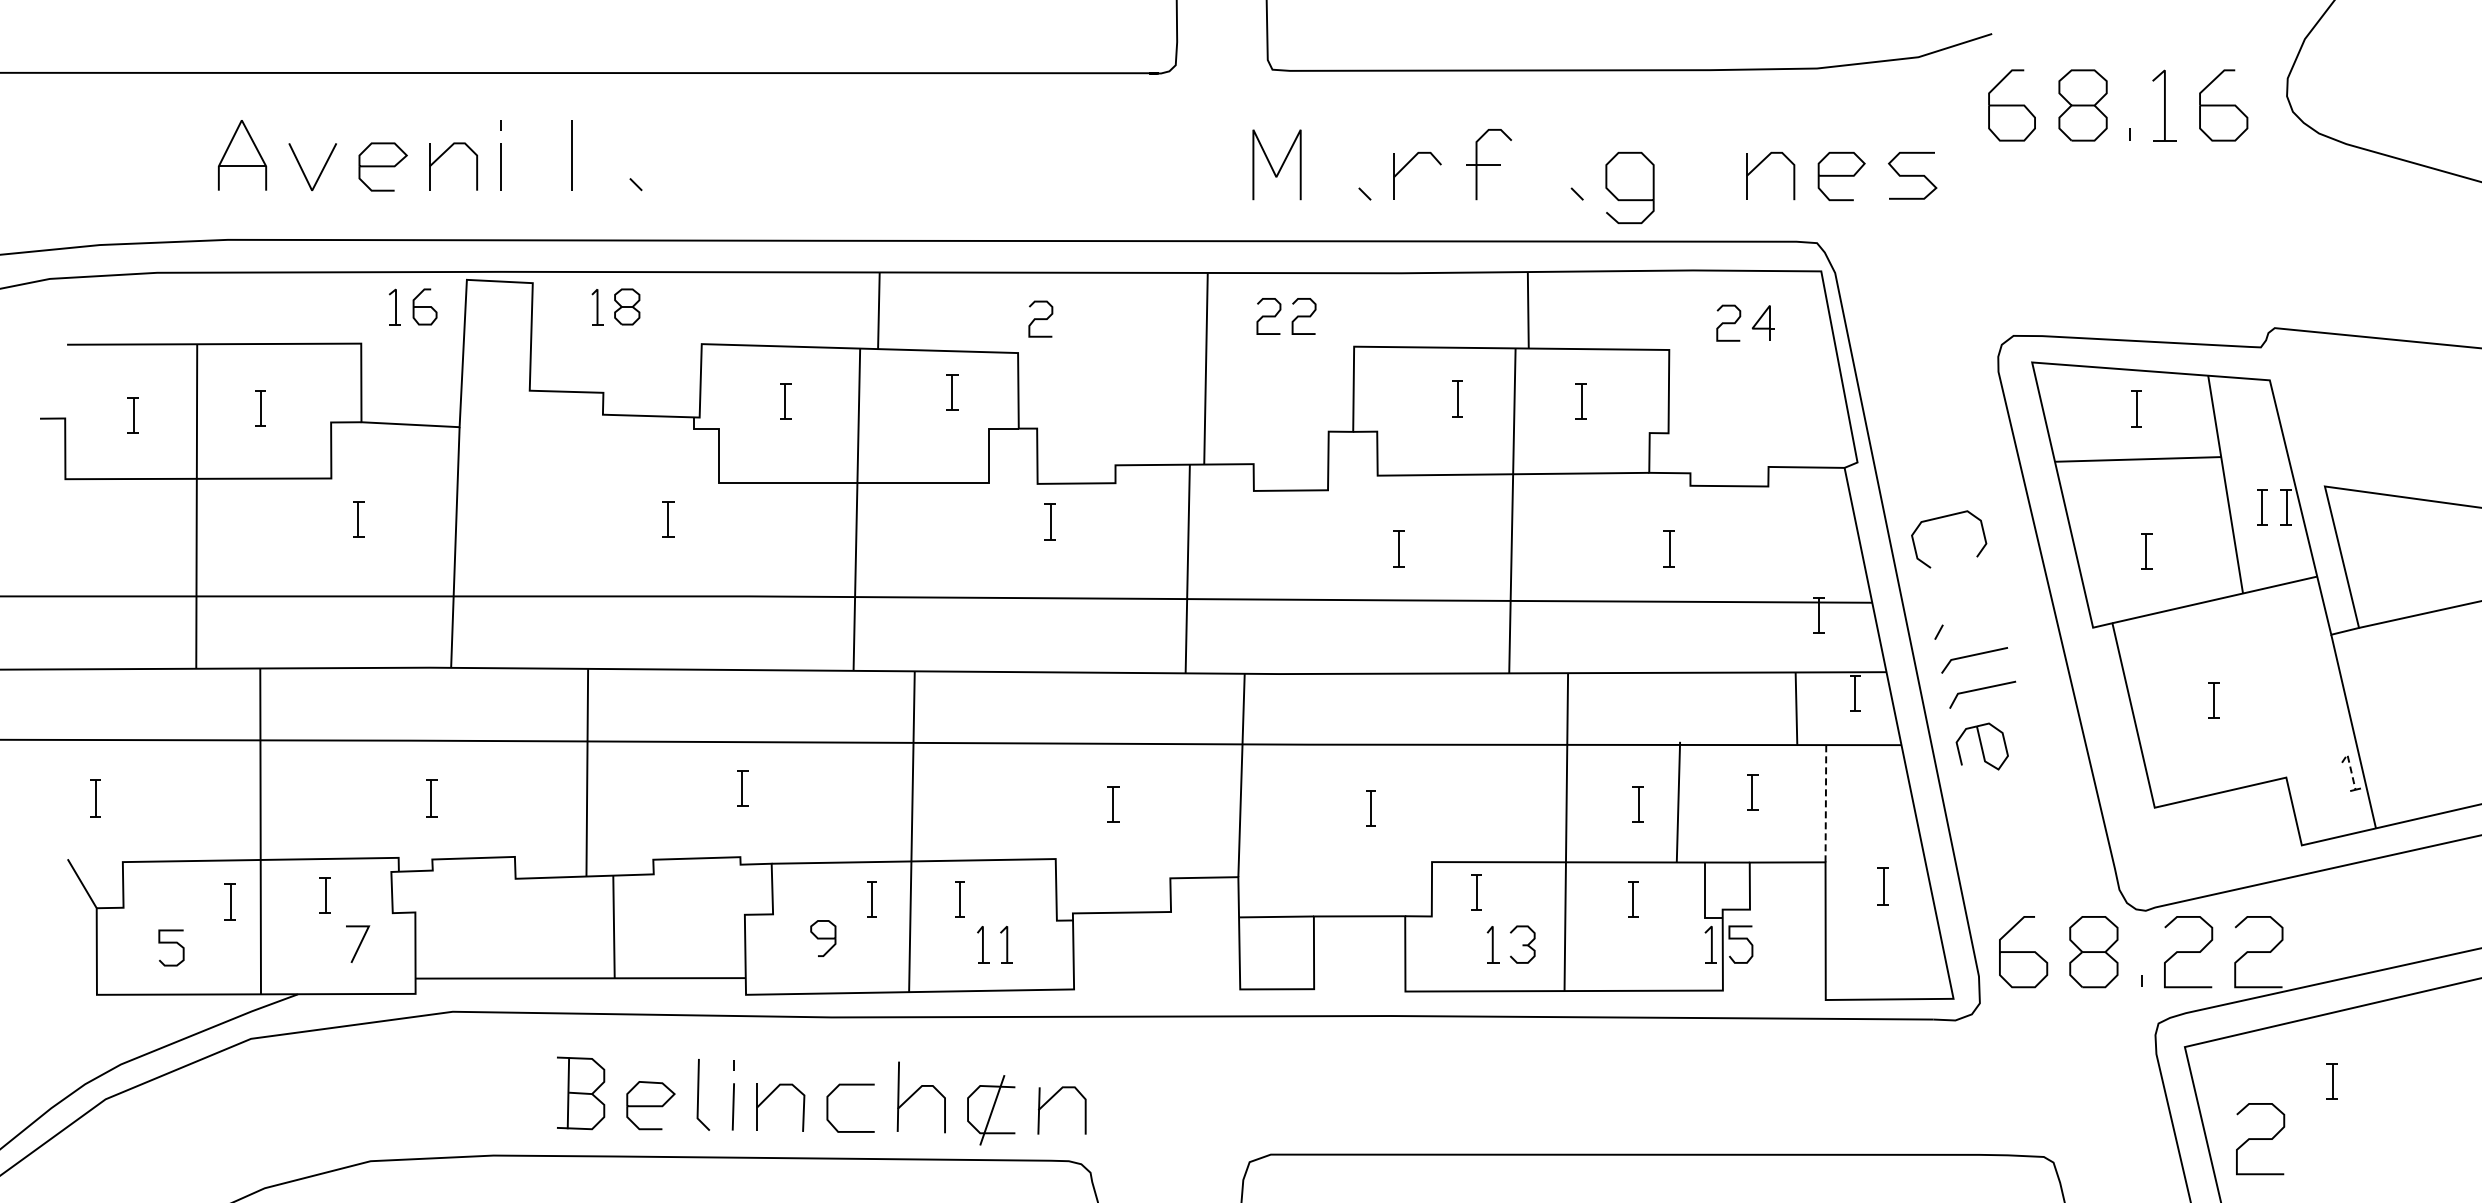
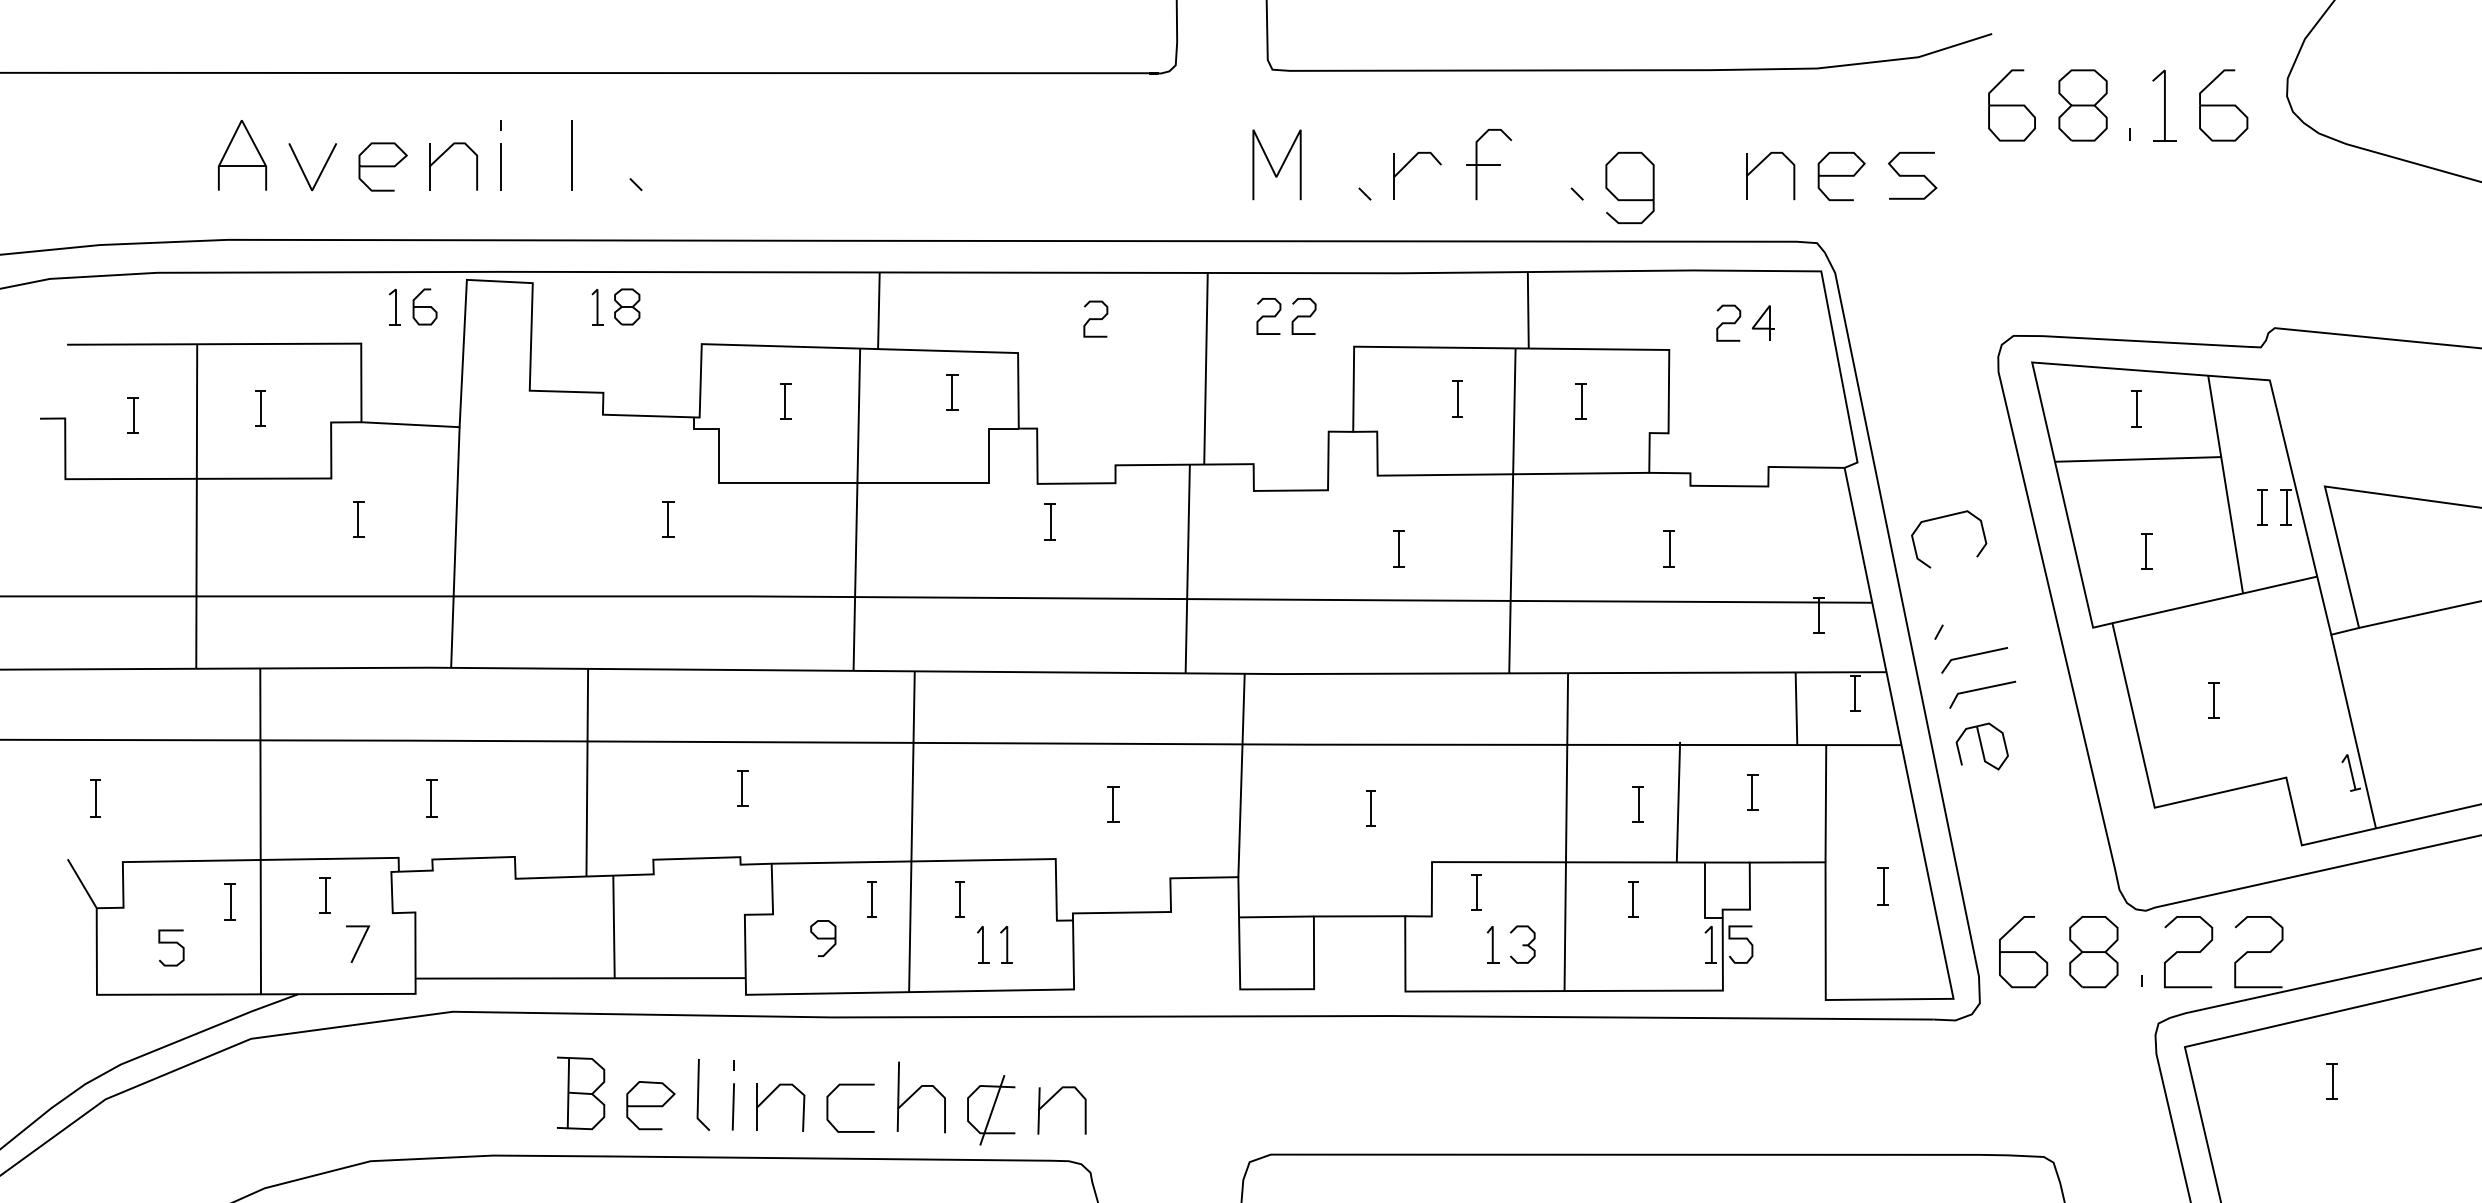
curve position: (1040, 318) -> (1095, 318) (1095, 318)
line: dashed -> solid (2350, 767)
line: dashed -> solid (1825, 802)
curve: present -> none (2260, 1139)
